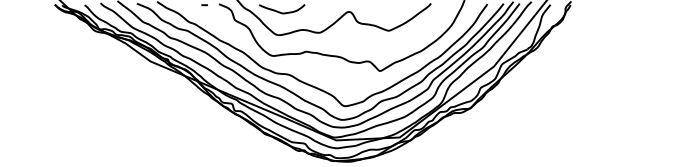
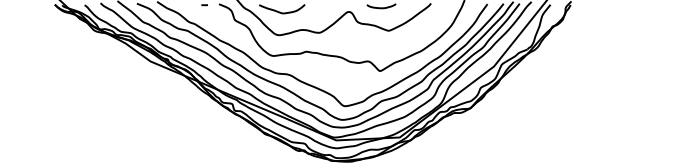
curve: none -> present (381, 7)
